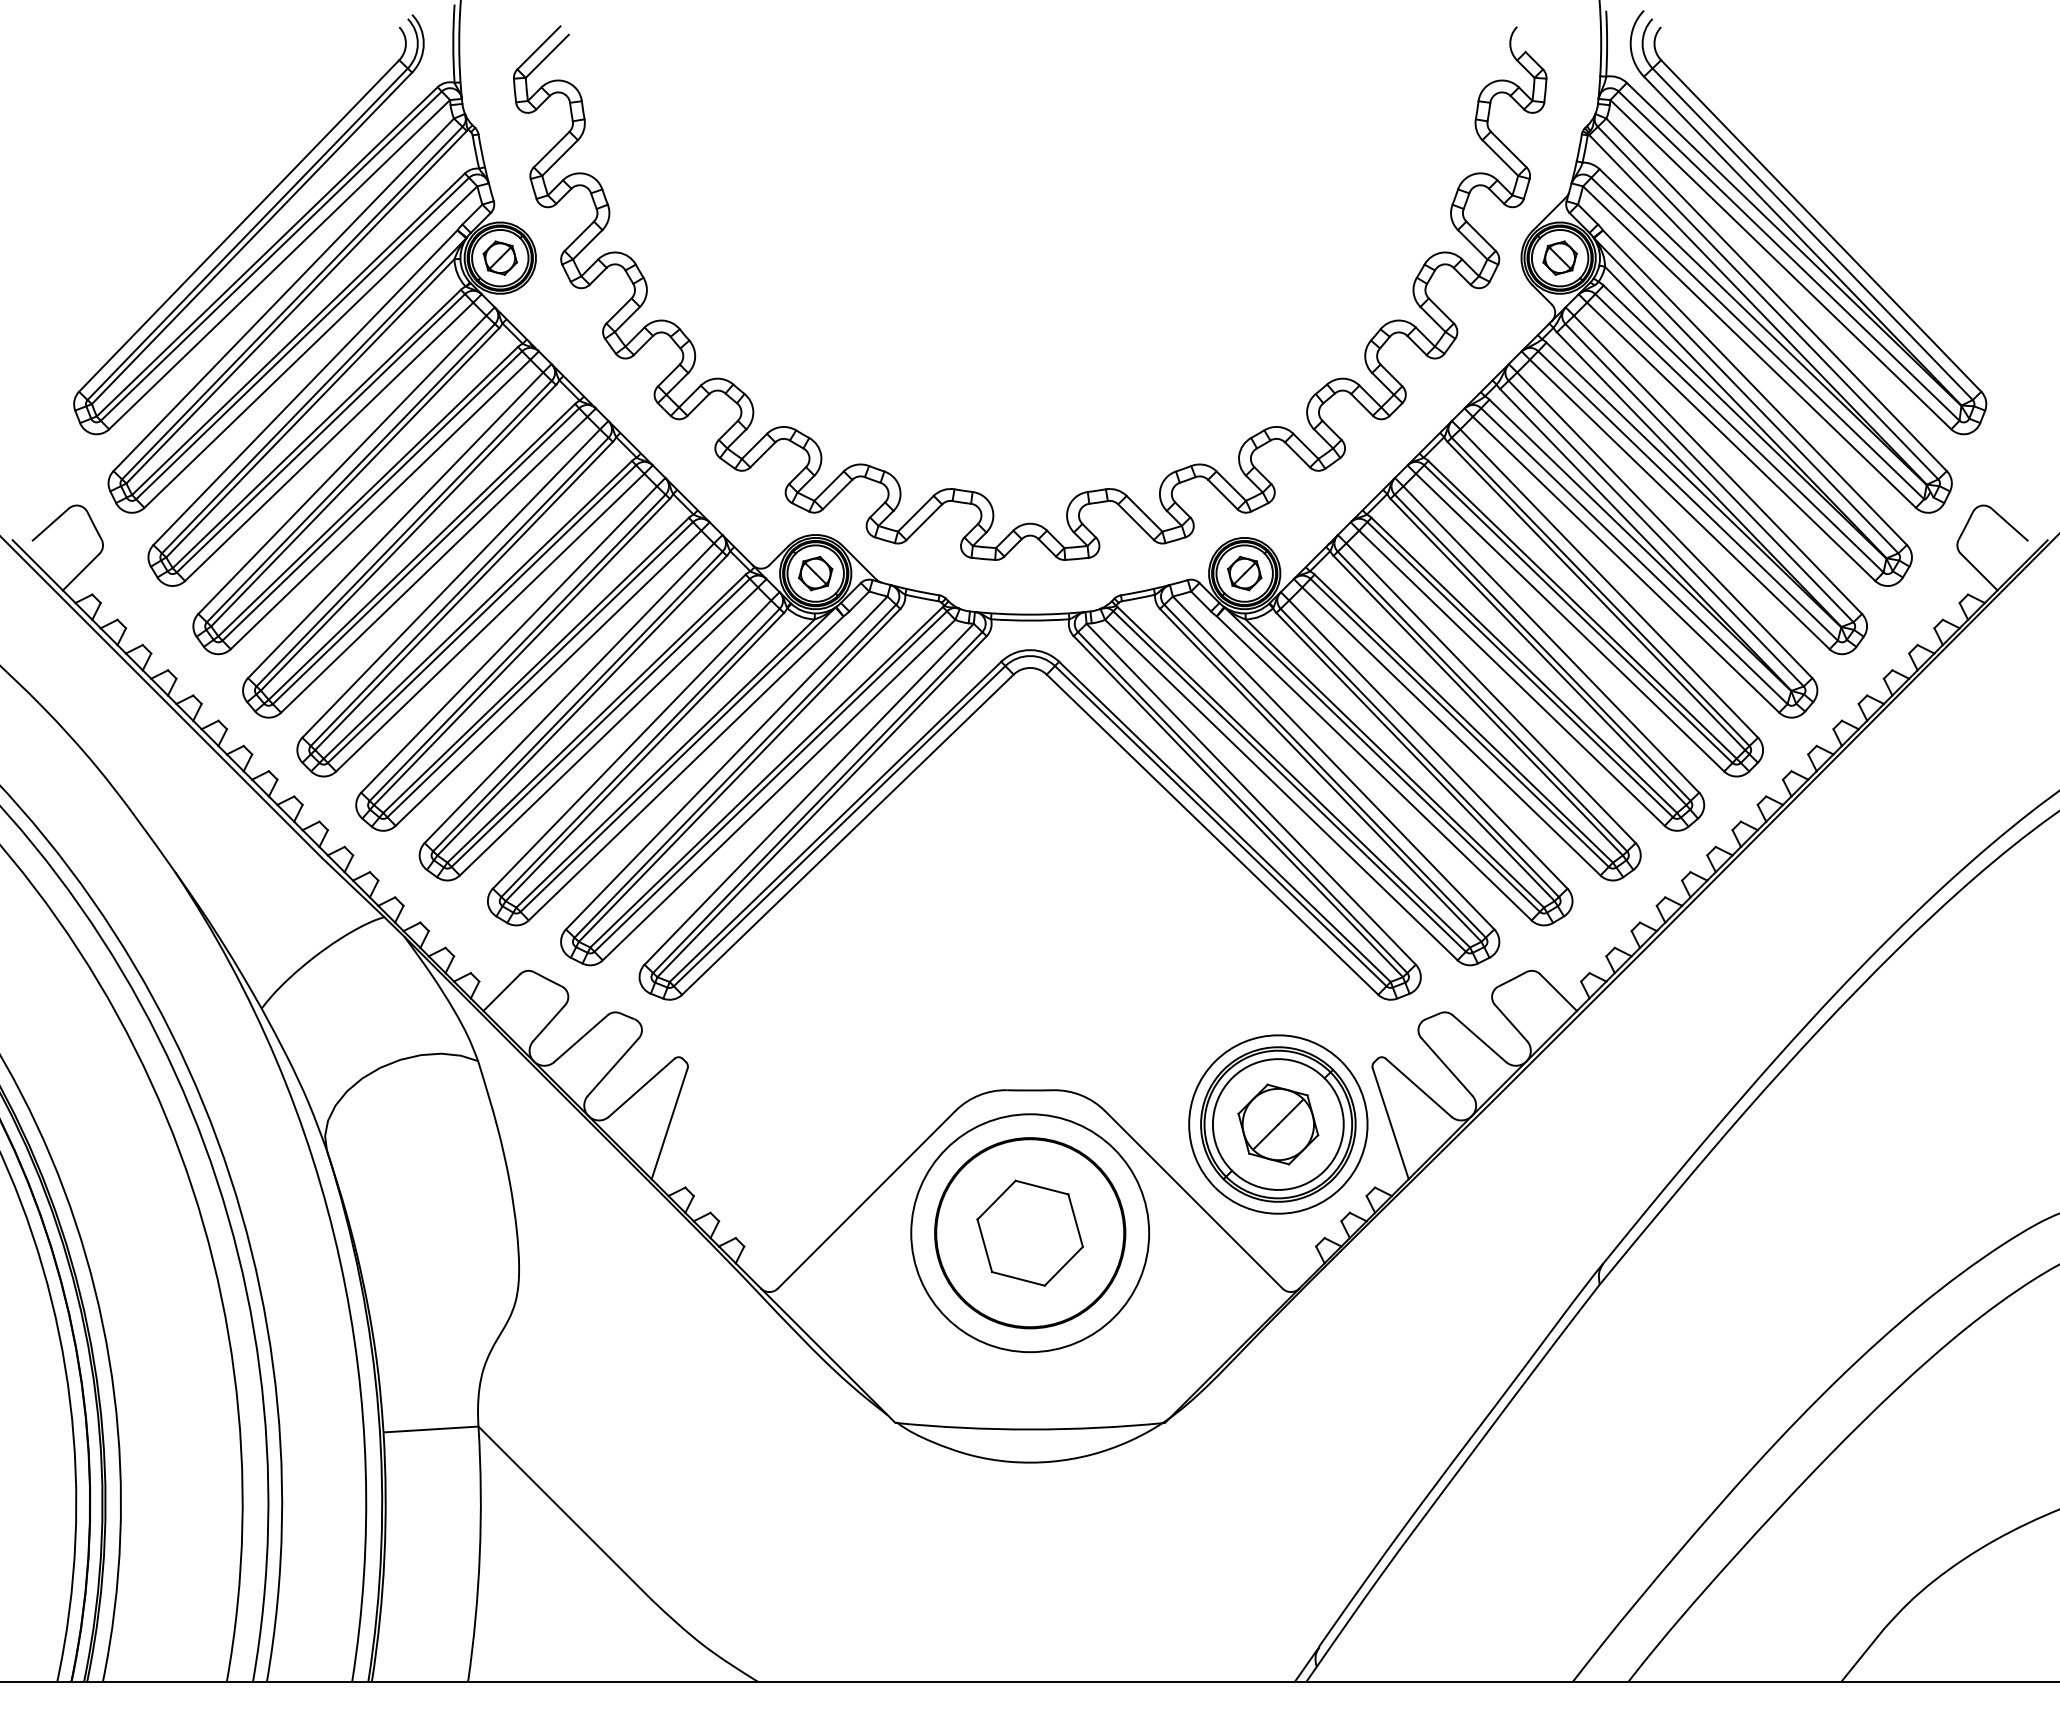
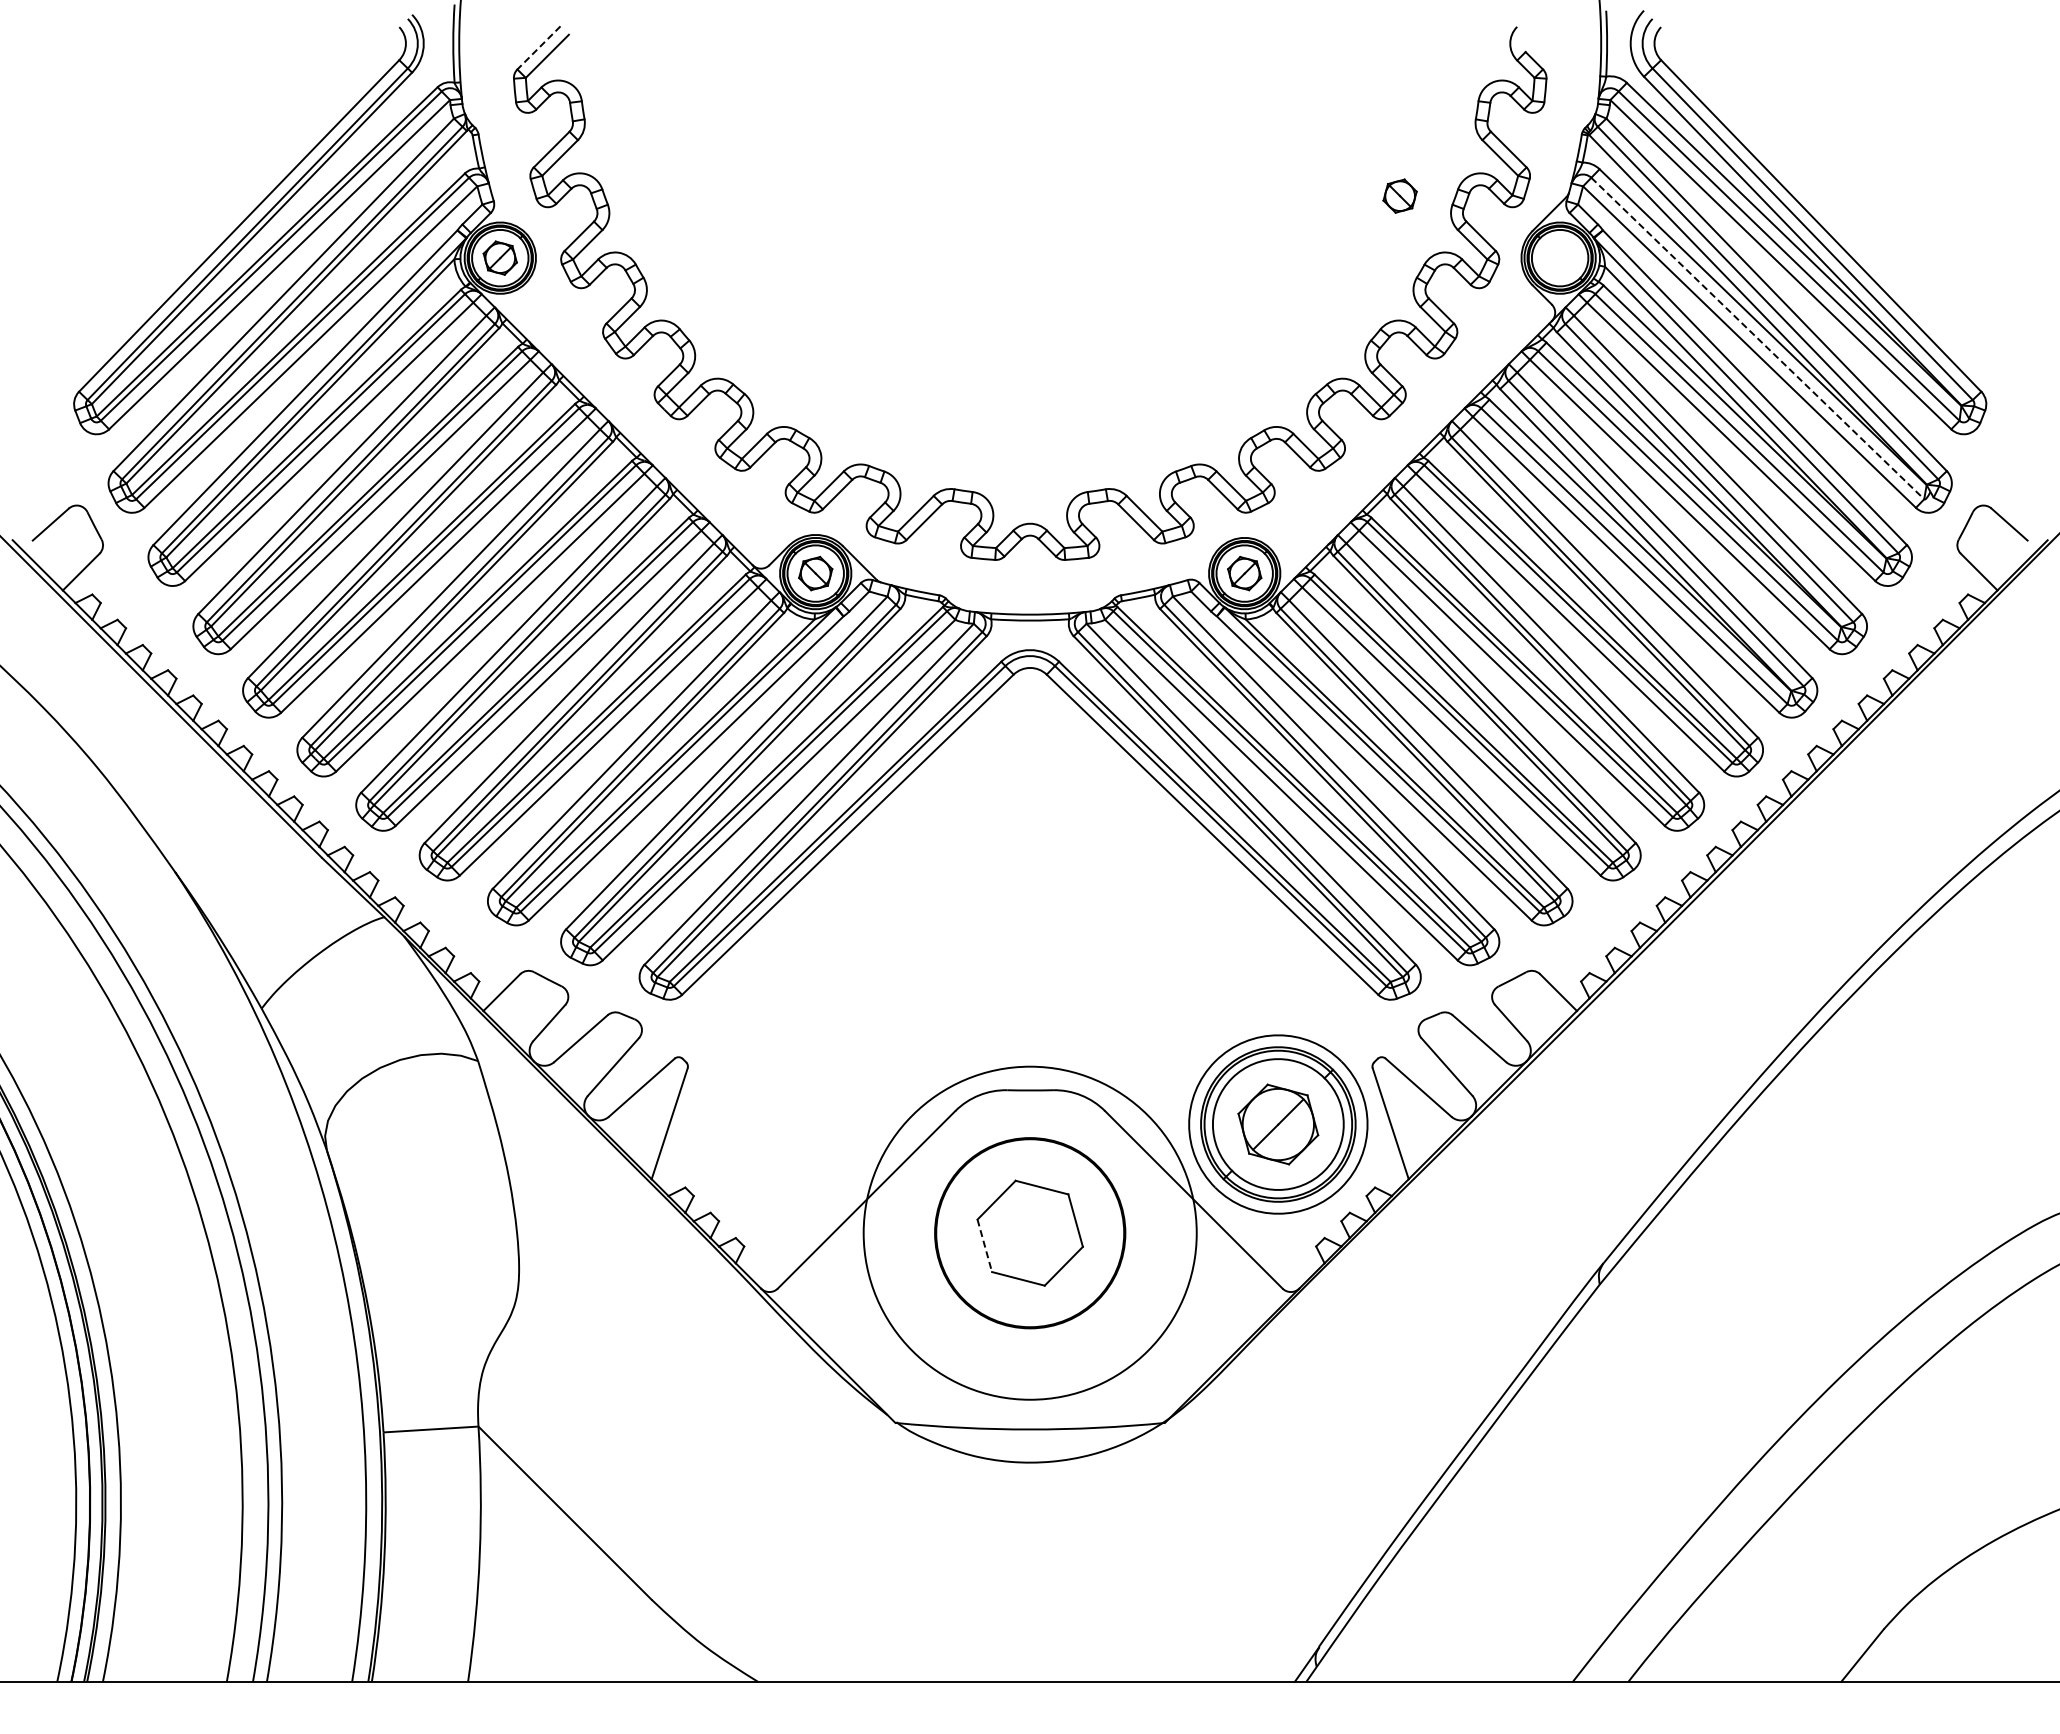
line: solid -> dashed (538, 48)
part position: (1559, 257) -> (1399, 195) (1399, 195)
line: solid -> dashed (1758, 338)
circle diameter: 238 px -> 333 px (1029, 1232)
line: solid -> dashed (984, 1246)
